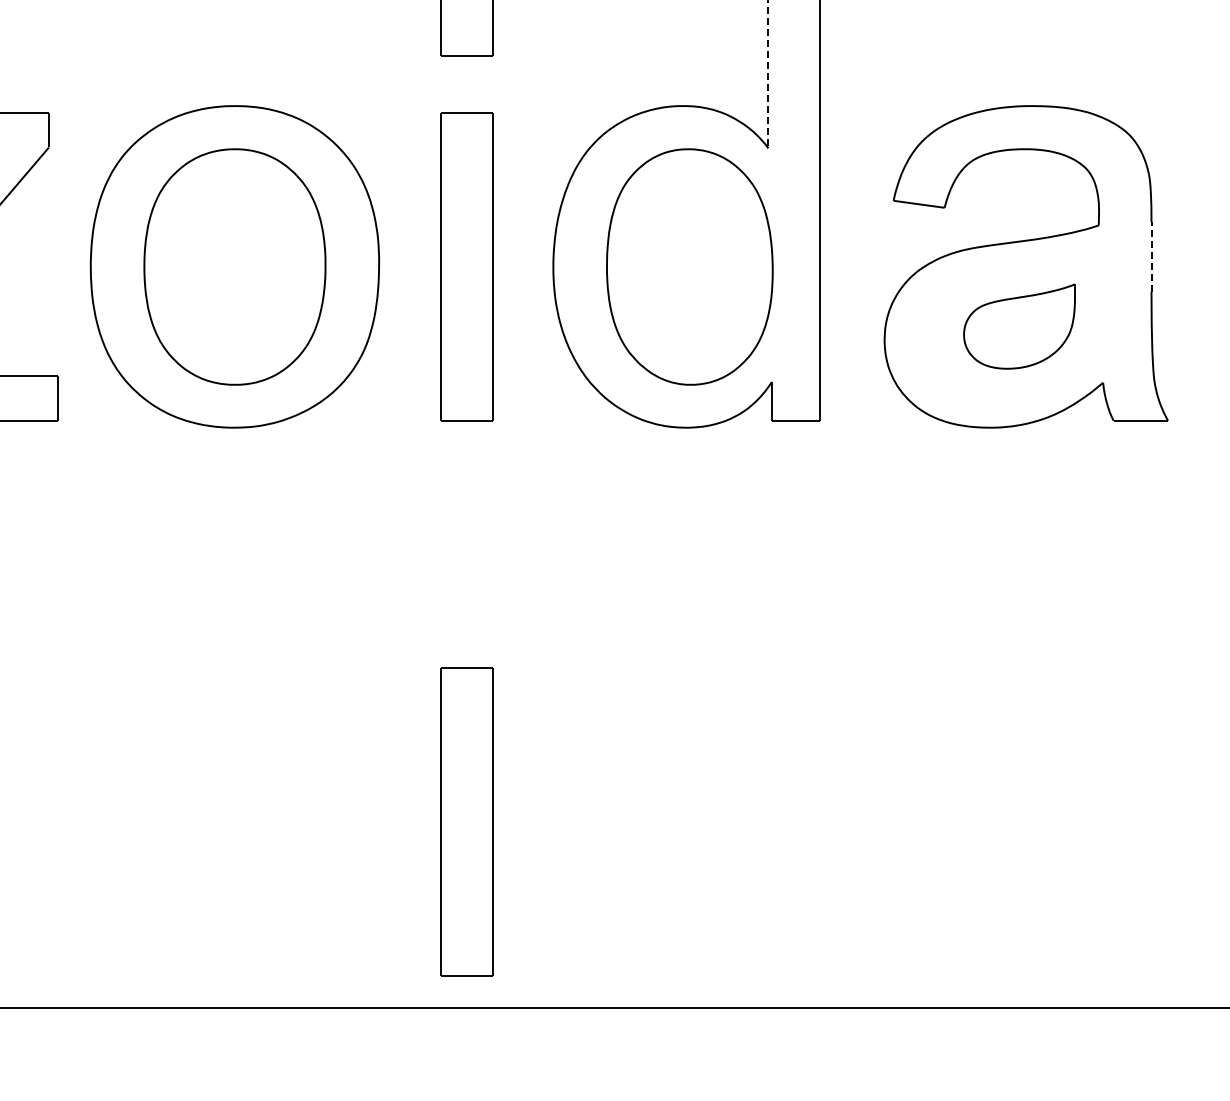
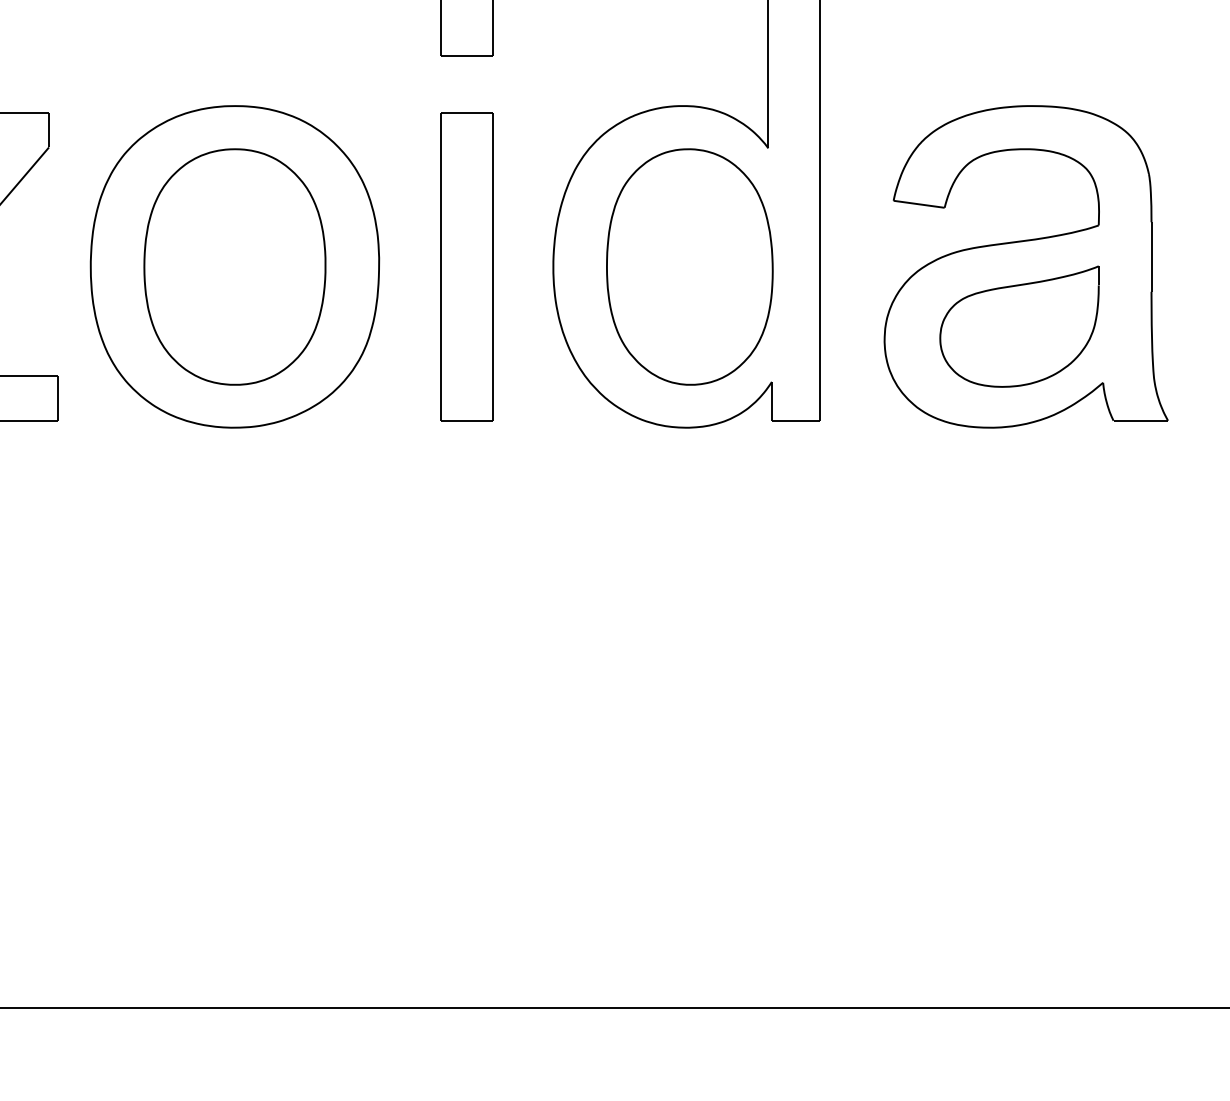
line: dashed -> solid (768, 74)
line: dashed -> solid (1151, 257)
part size: 113x87 px -> 161x123 px (1019, 326)
part: present -> none (466, 821)
